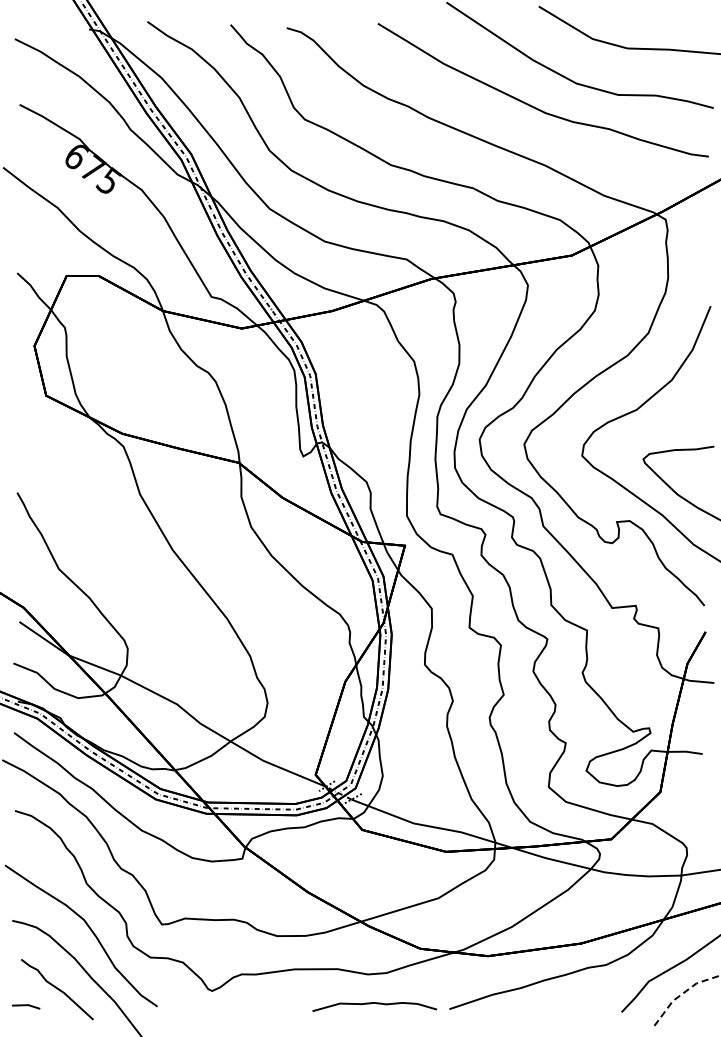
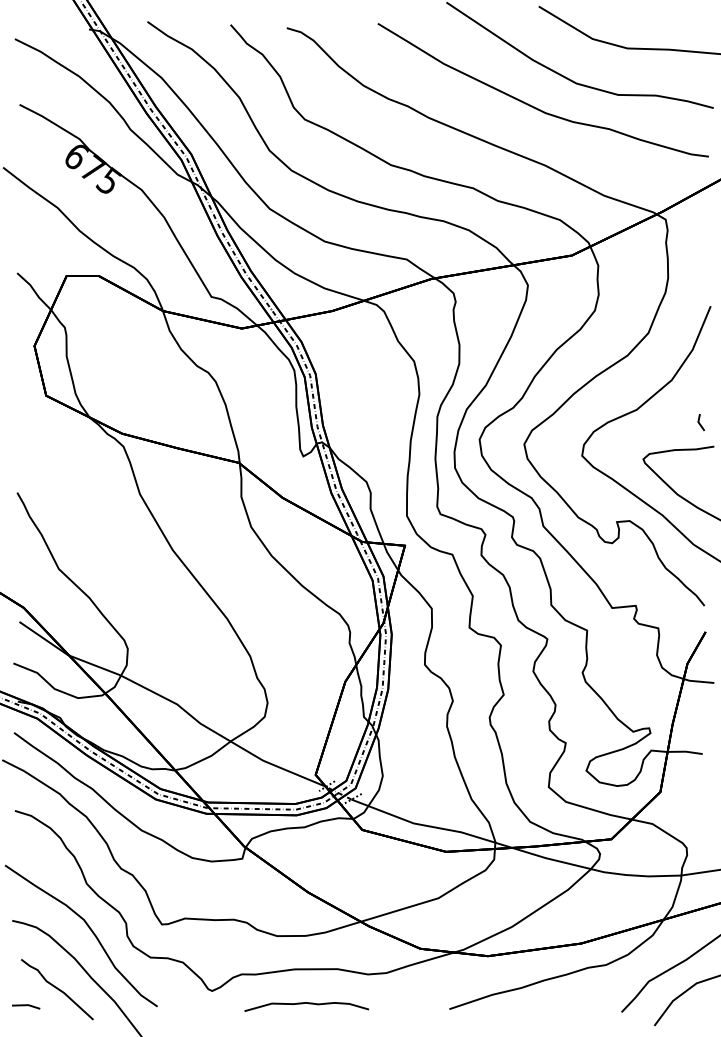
line: none -> present (700, 423)
line: dashed -> solid (682, 993)
curve position: (376, 1004) -> (308, 1004) (308, 1004)
